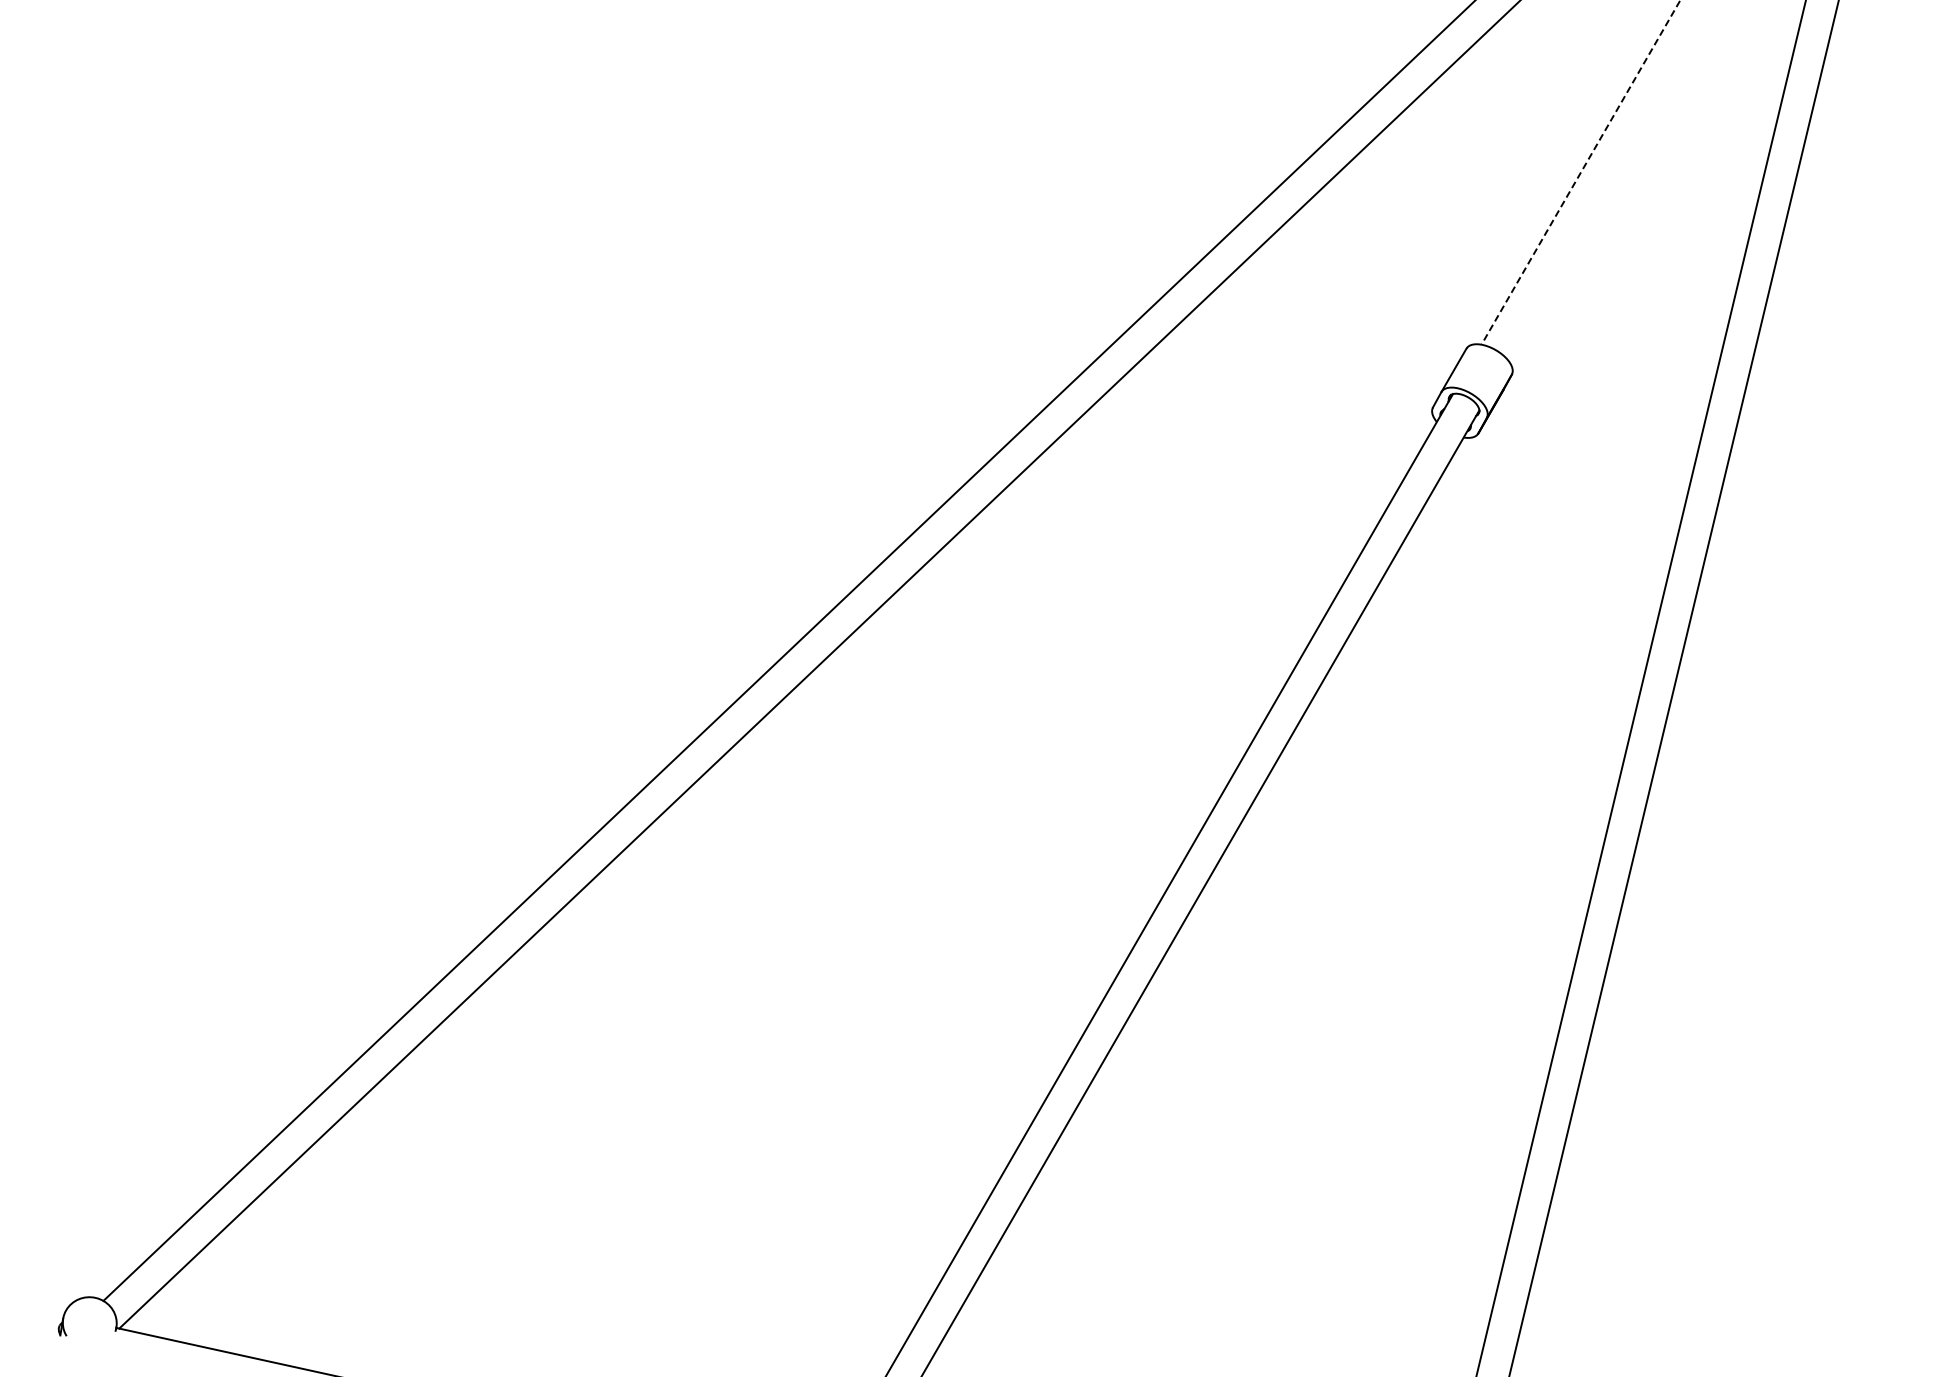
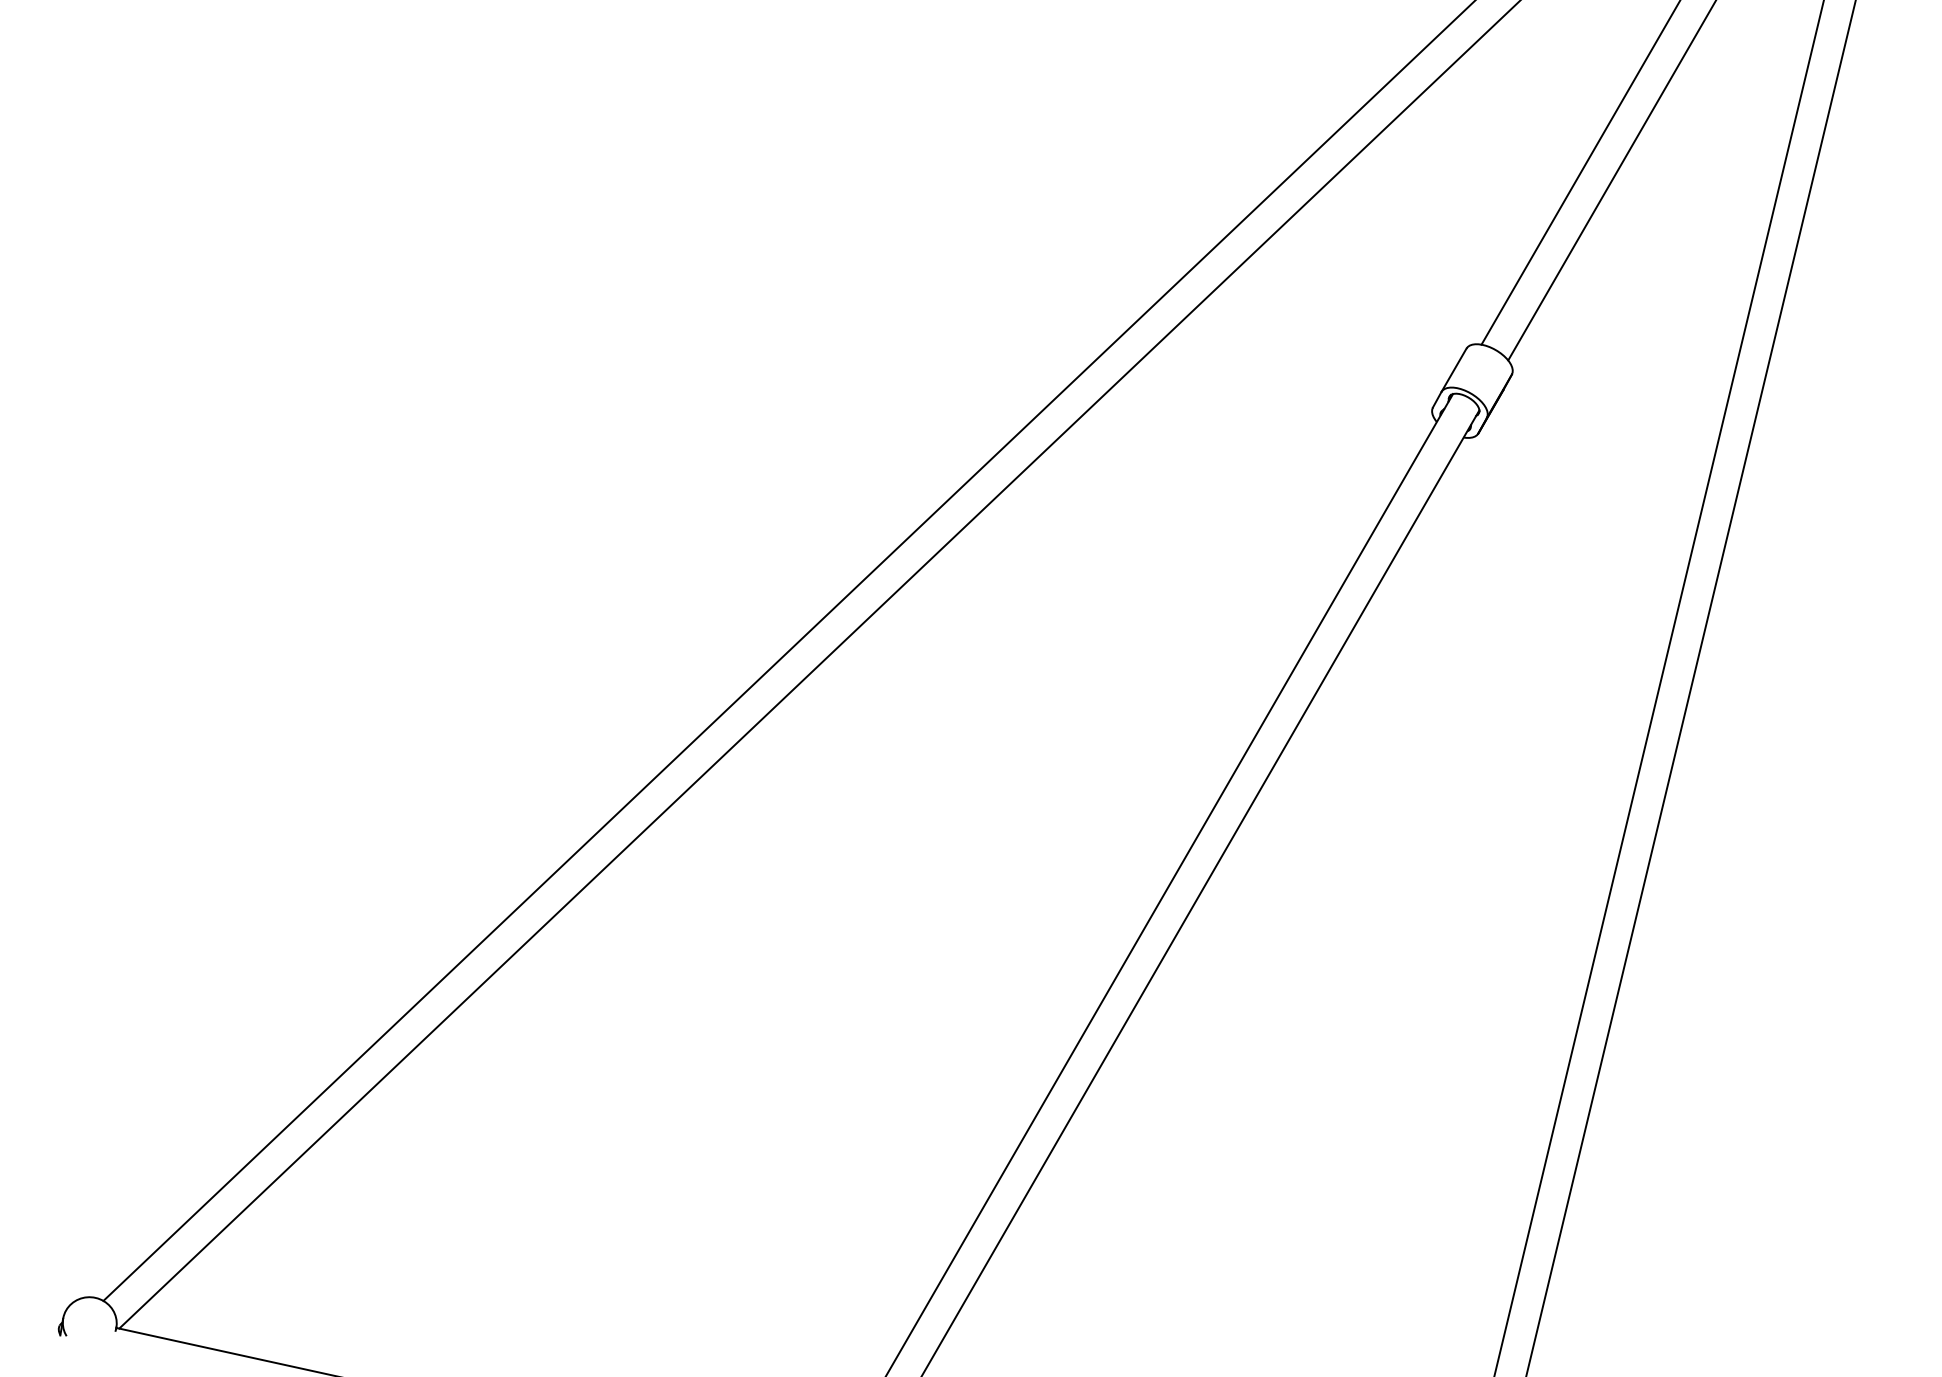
line: dashed -> solid (1581, 172)
line: none -> present (1611, 181)
line position: (1641, 687) -> (1659, 687) (1659, 687)
line position: (1673, 687) -> (1690, 687) (1690, 687)
